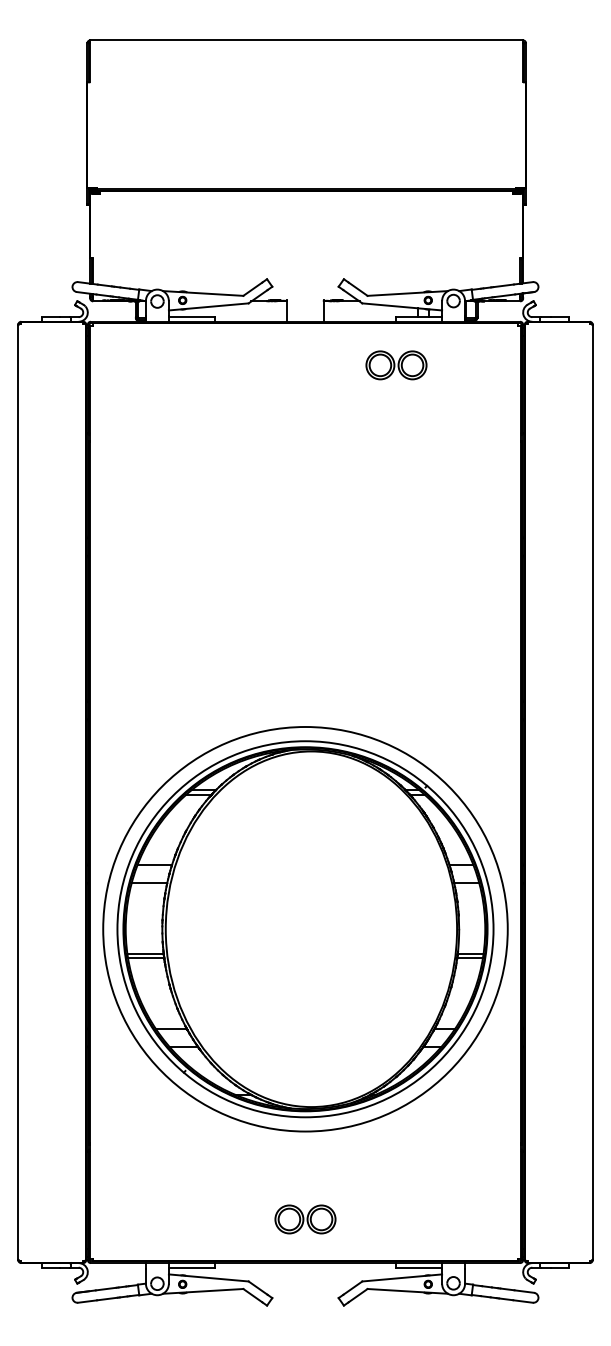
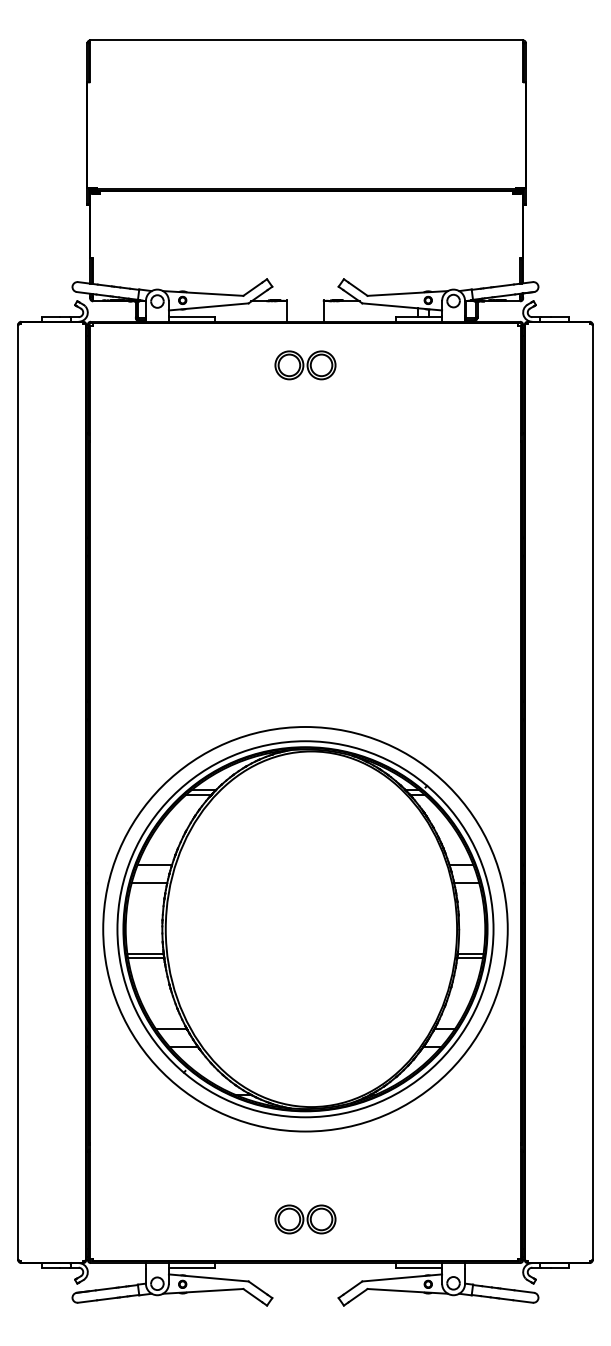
part position: (396, 365) -> (305, 365) (305, 365)
